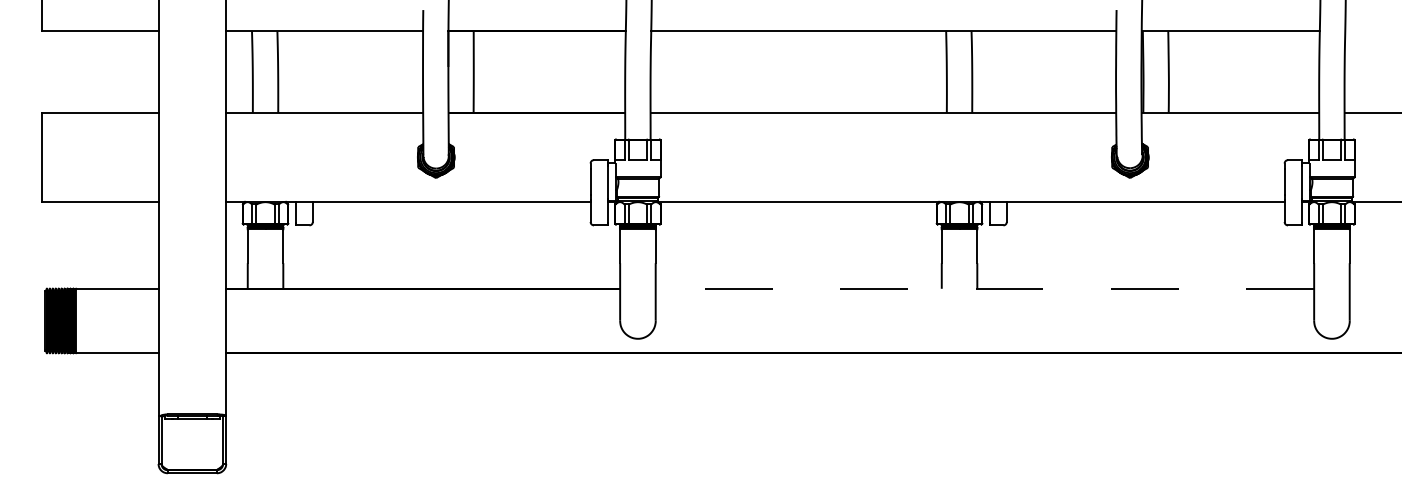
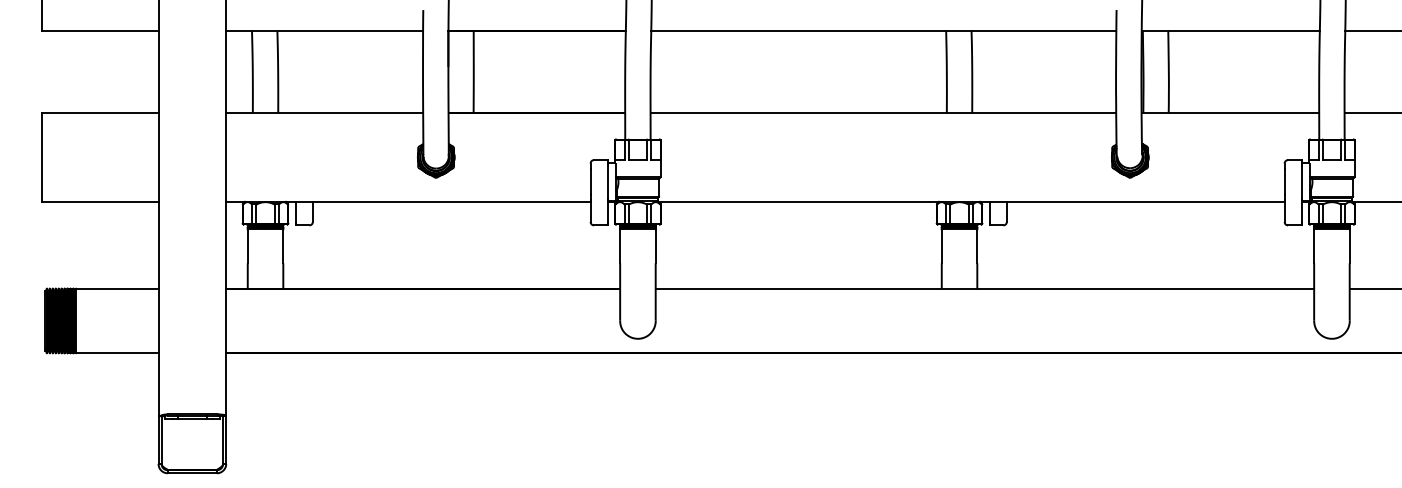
line: none -> present (1371, 30)
line: dashed -> solid (984, 288)
line: none -> present (1373, 288)
